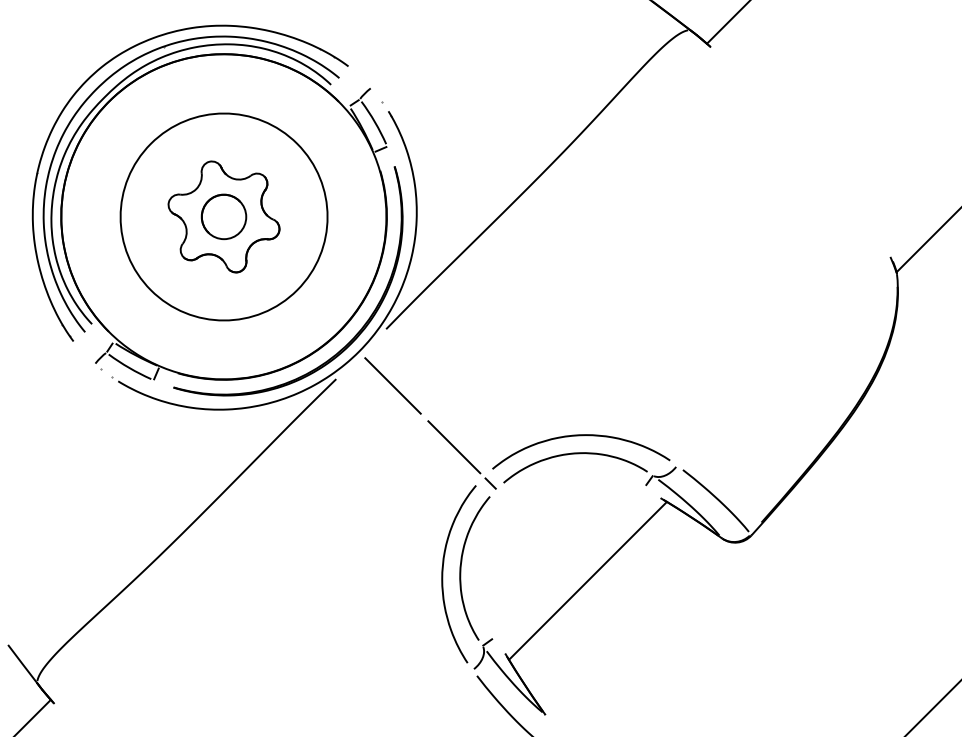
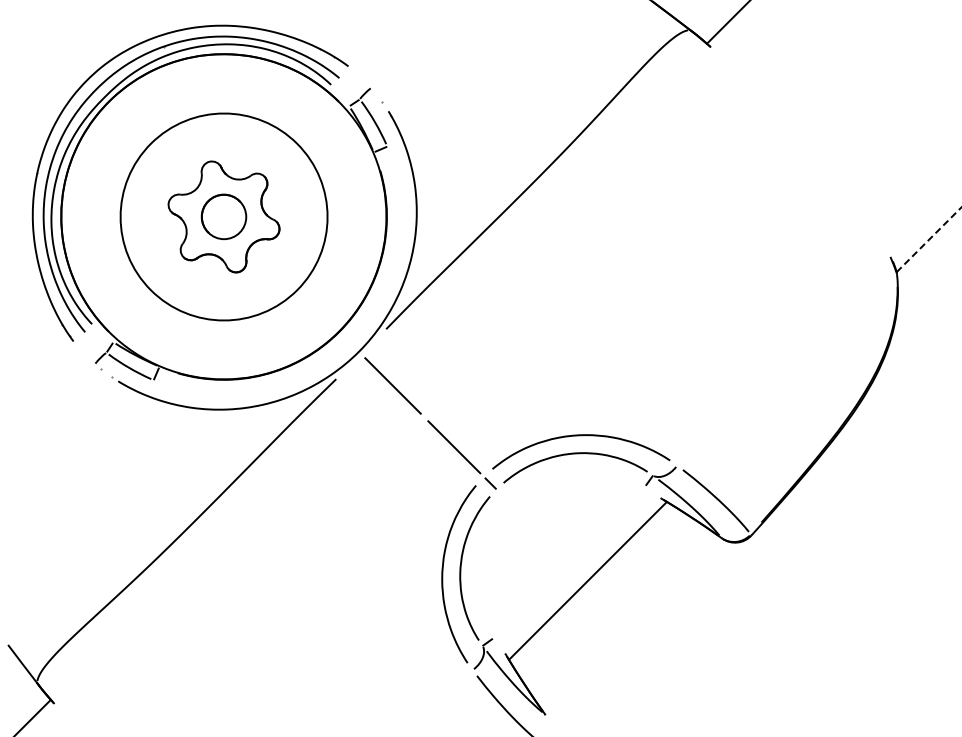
line: solid -> dashed (929, 239)
part: present -> none (342, 347)
line: present -> none (932, 707)
